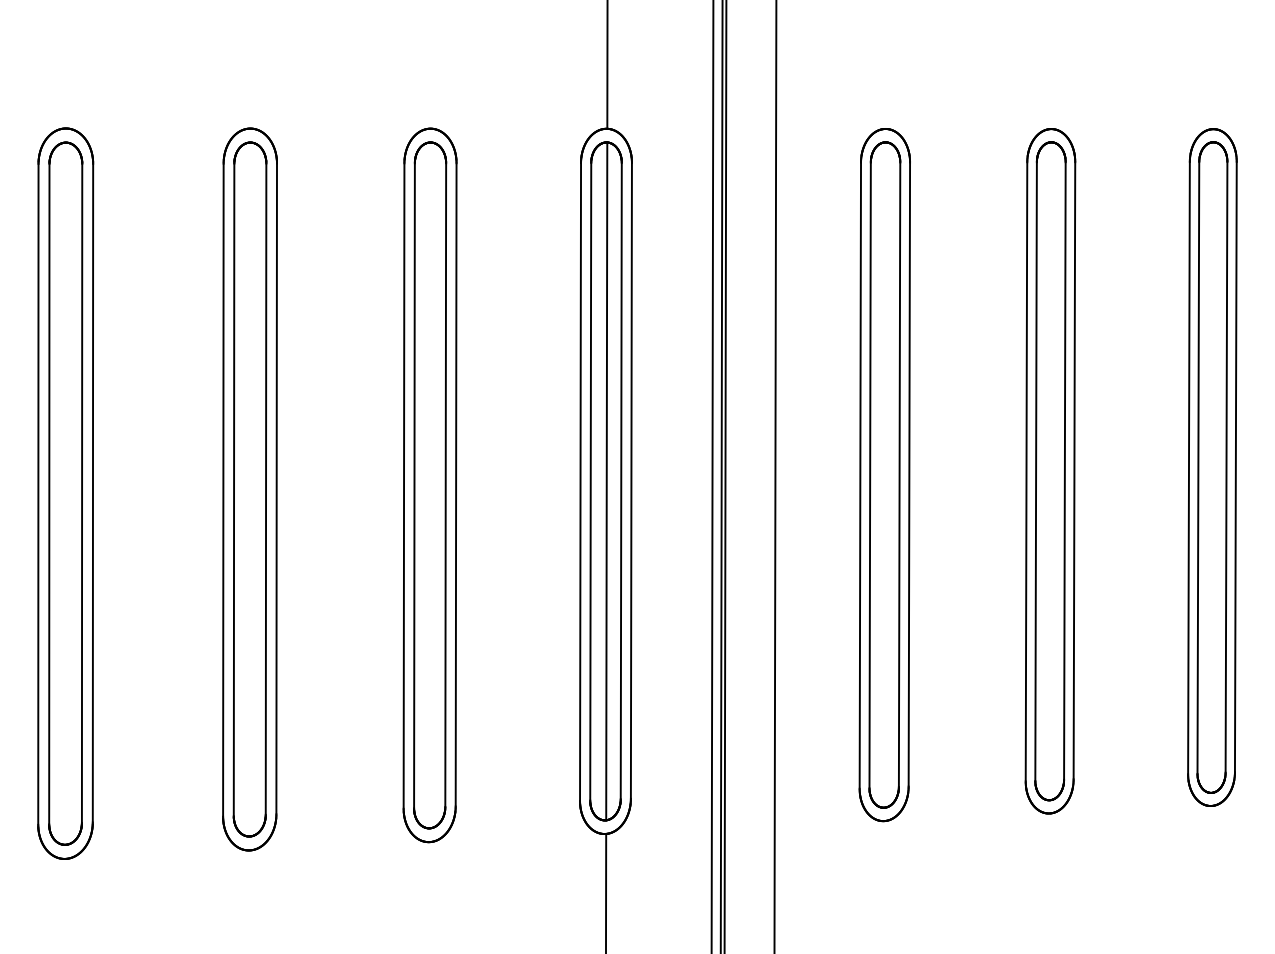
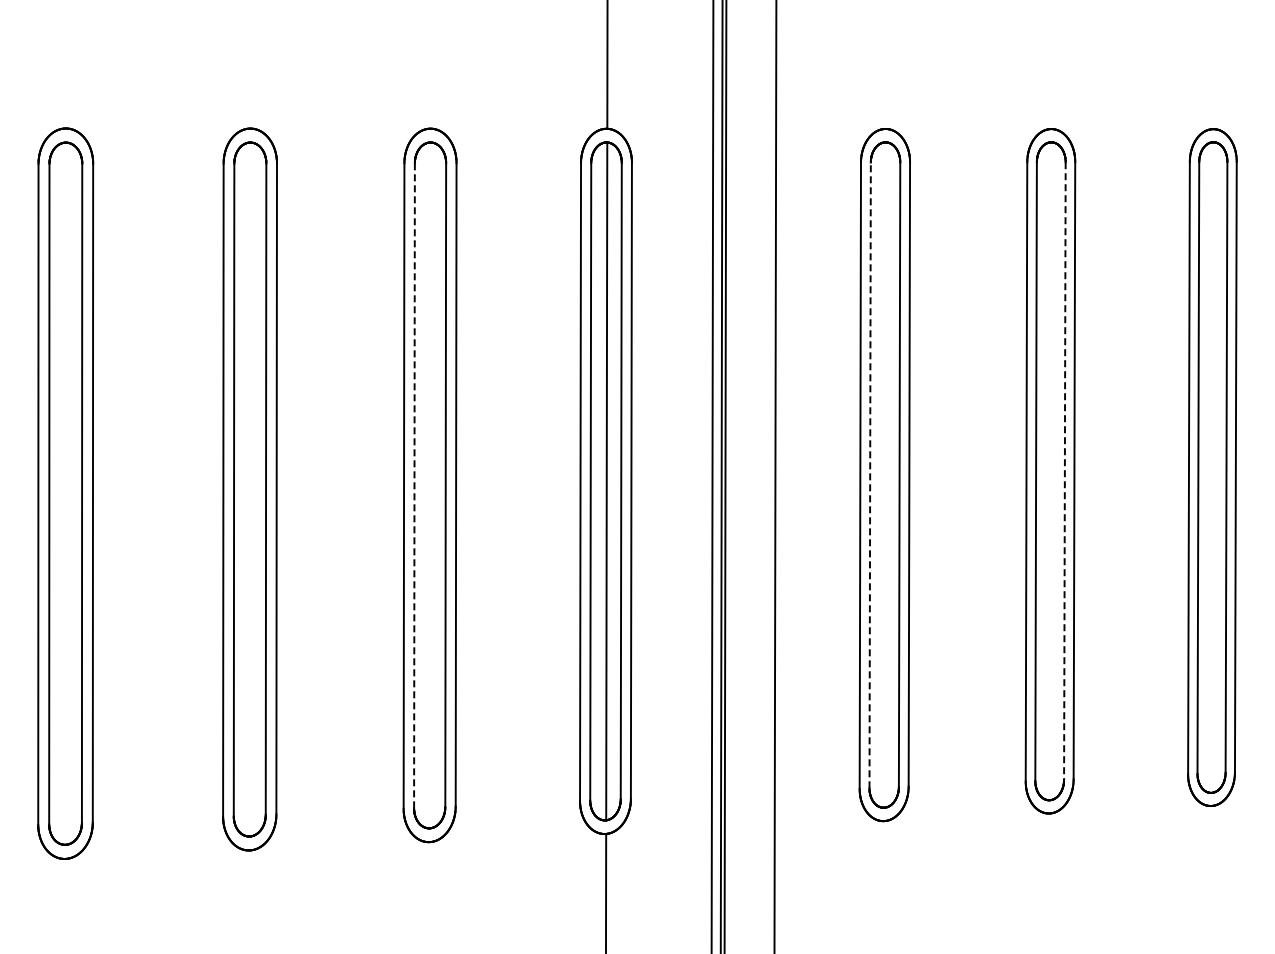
line: solid -> dashed (1064, 470)
line: solid -> dashed (870, 475)
line: solid -> dashed (414, 485)
